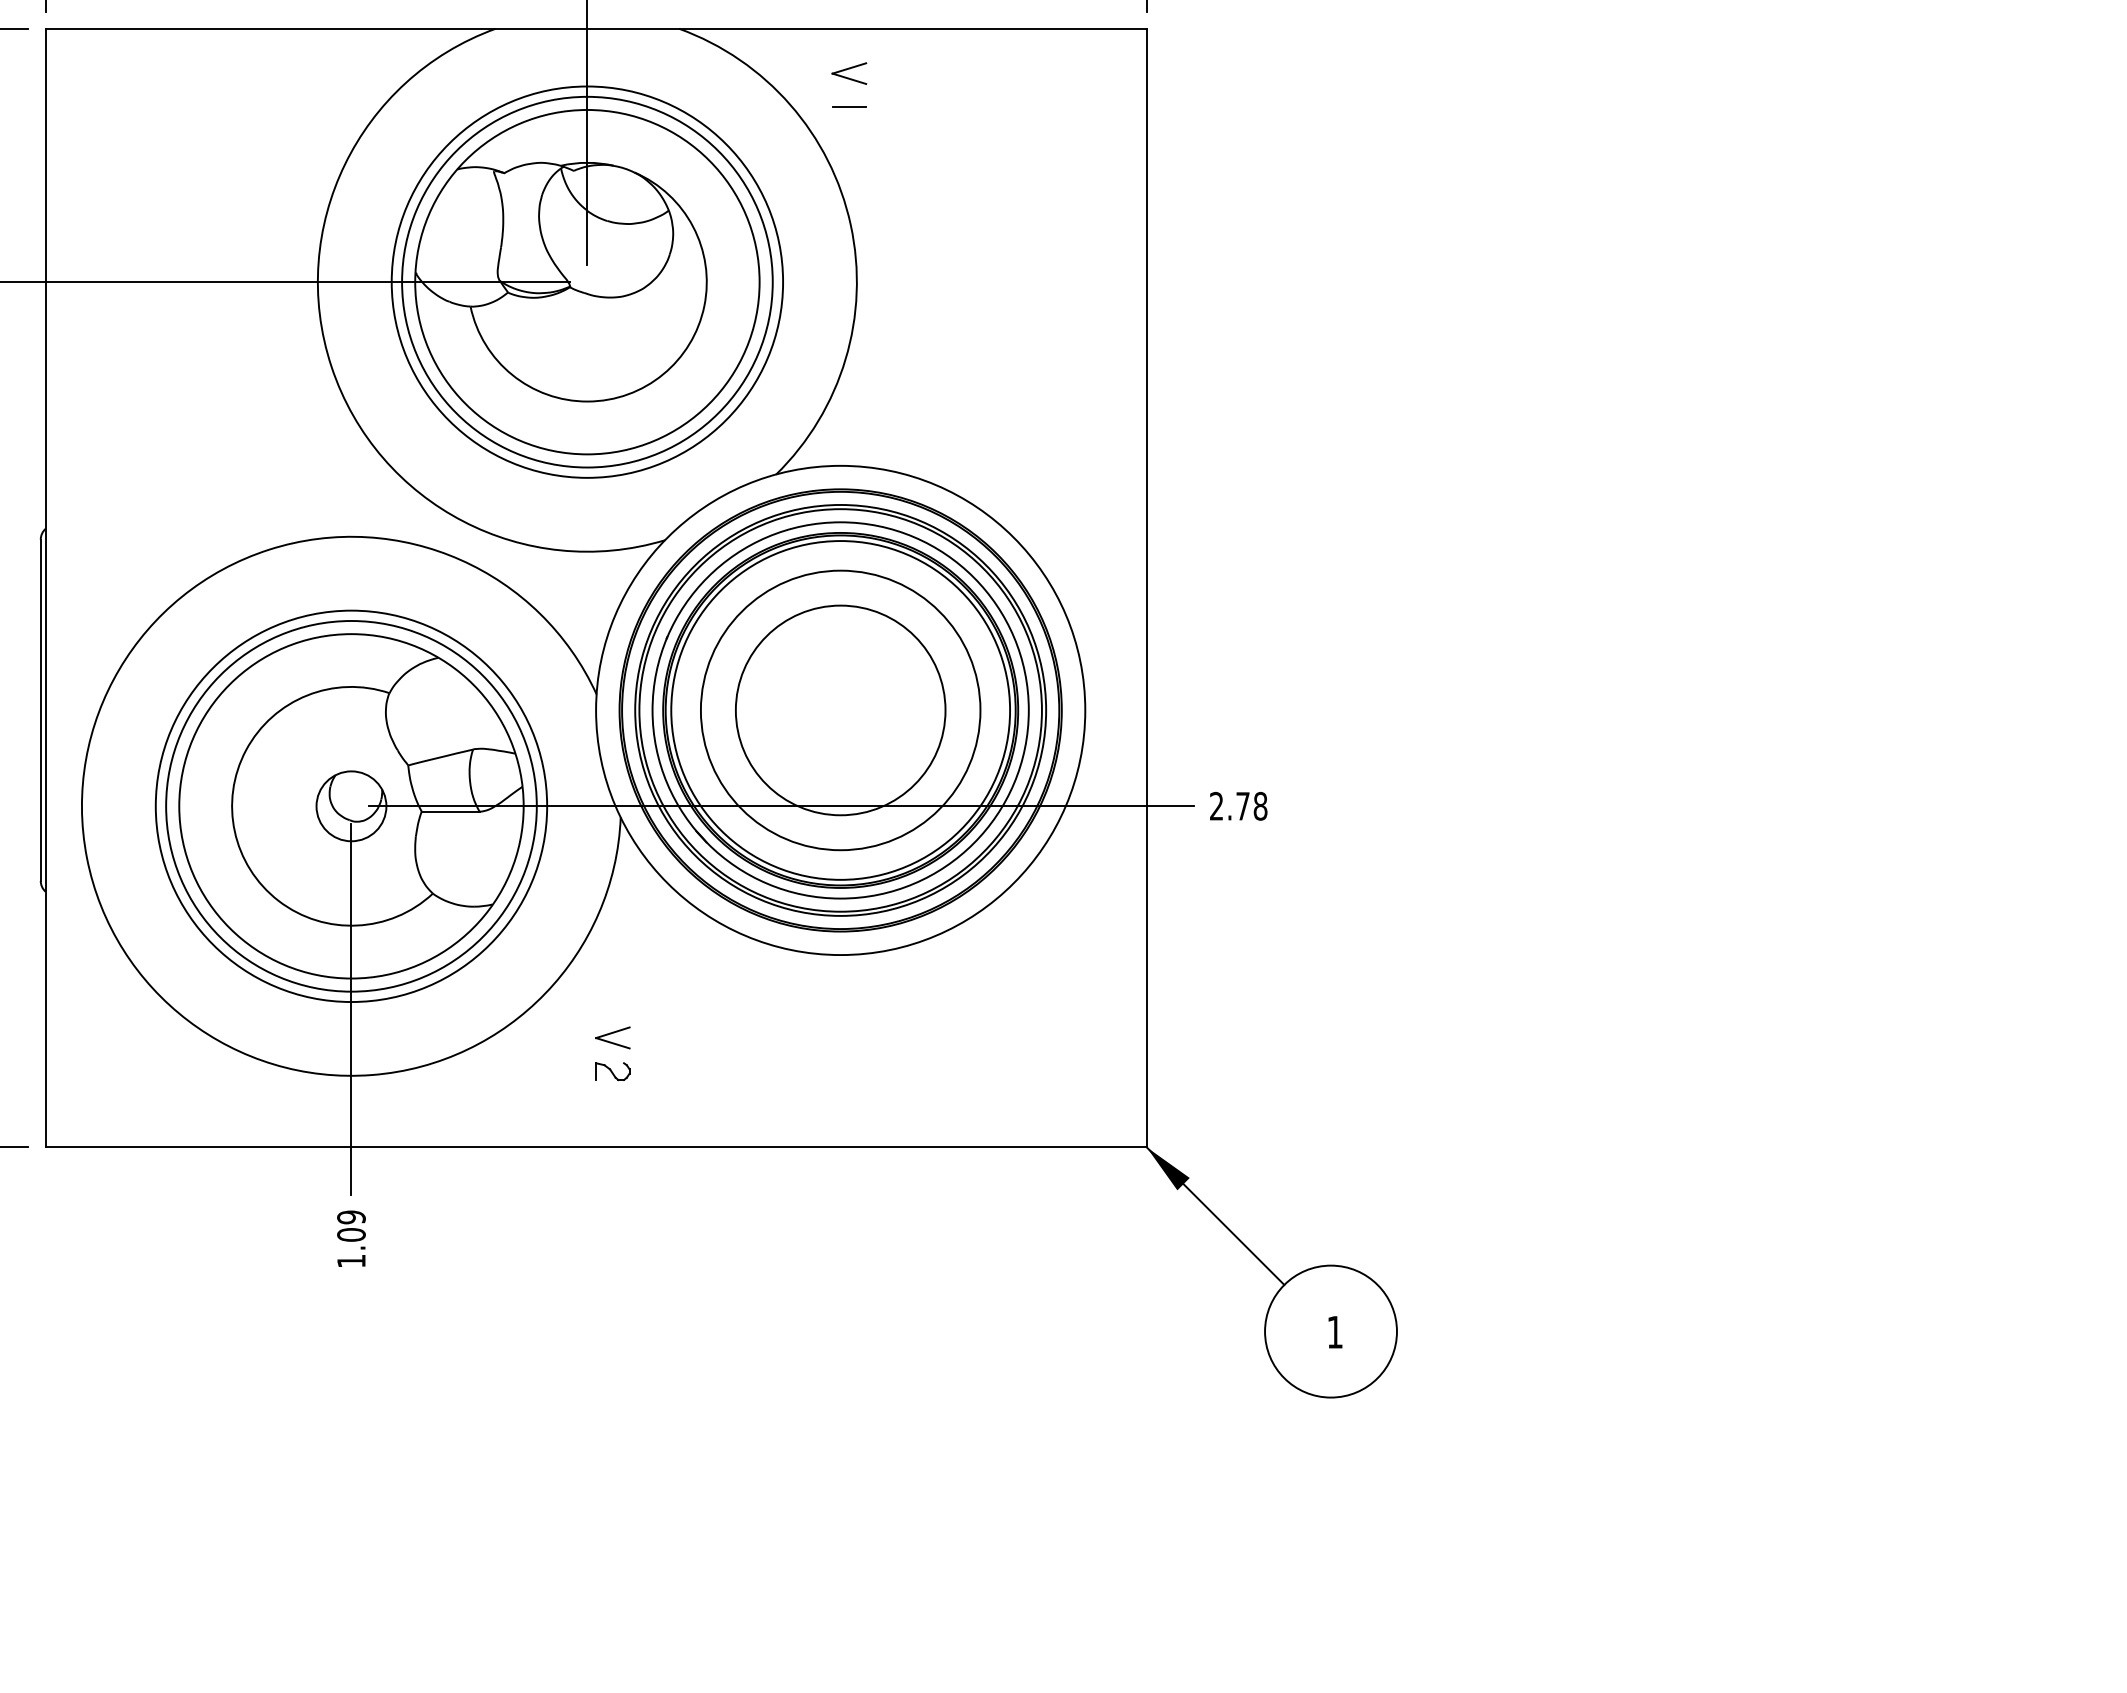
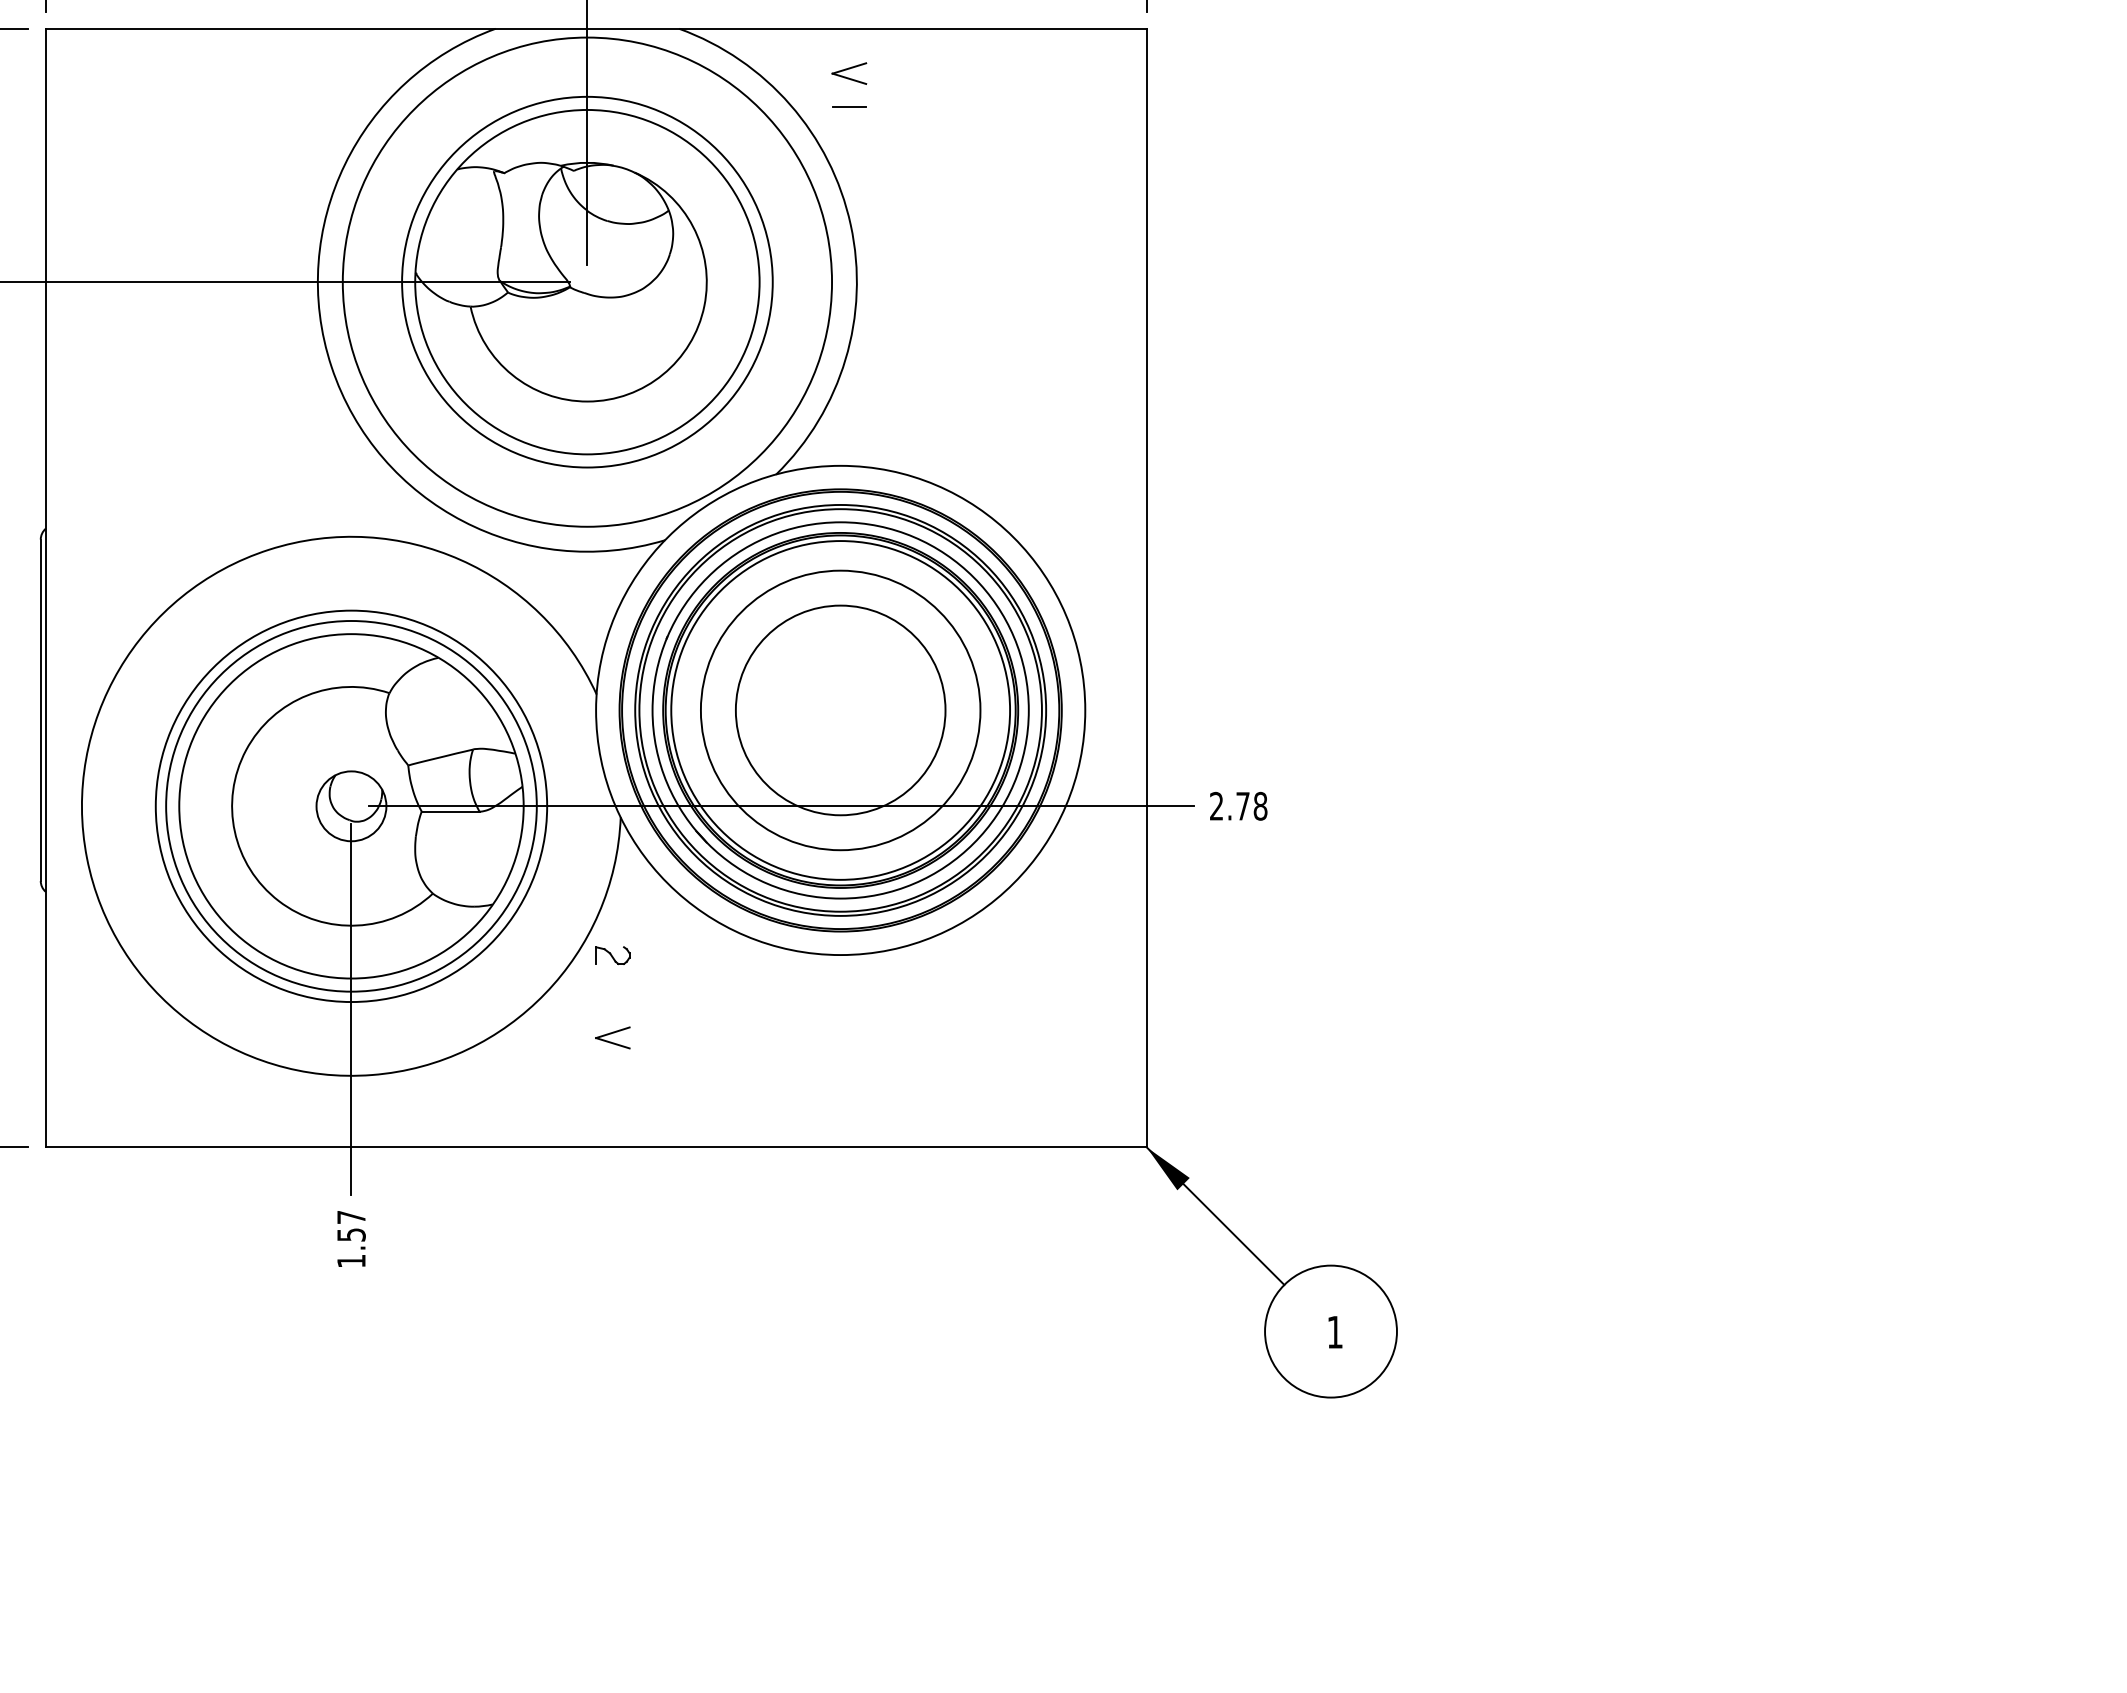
circle diameter: 391 px -> 489 px (587, 281)
part position: (612, 1071) -> (612, 955) (612, 955)
text: 1.09 -> 1.57 (351, 1225)
